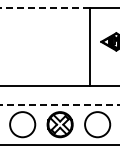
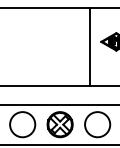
line: dashed -> solid (45, 8)
line: dashed -> solid (60, 104)
